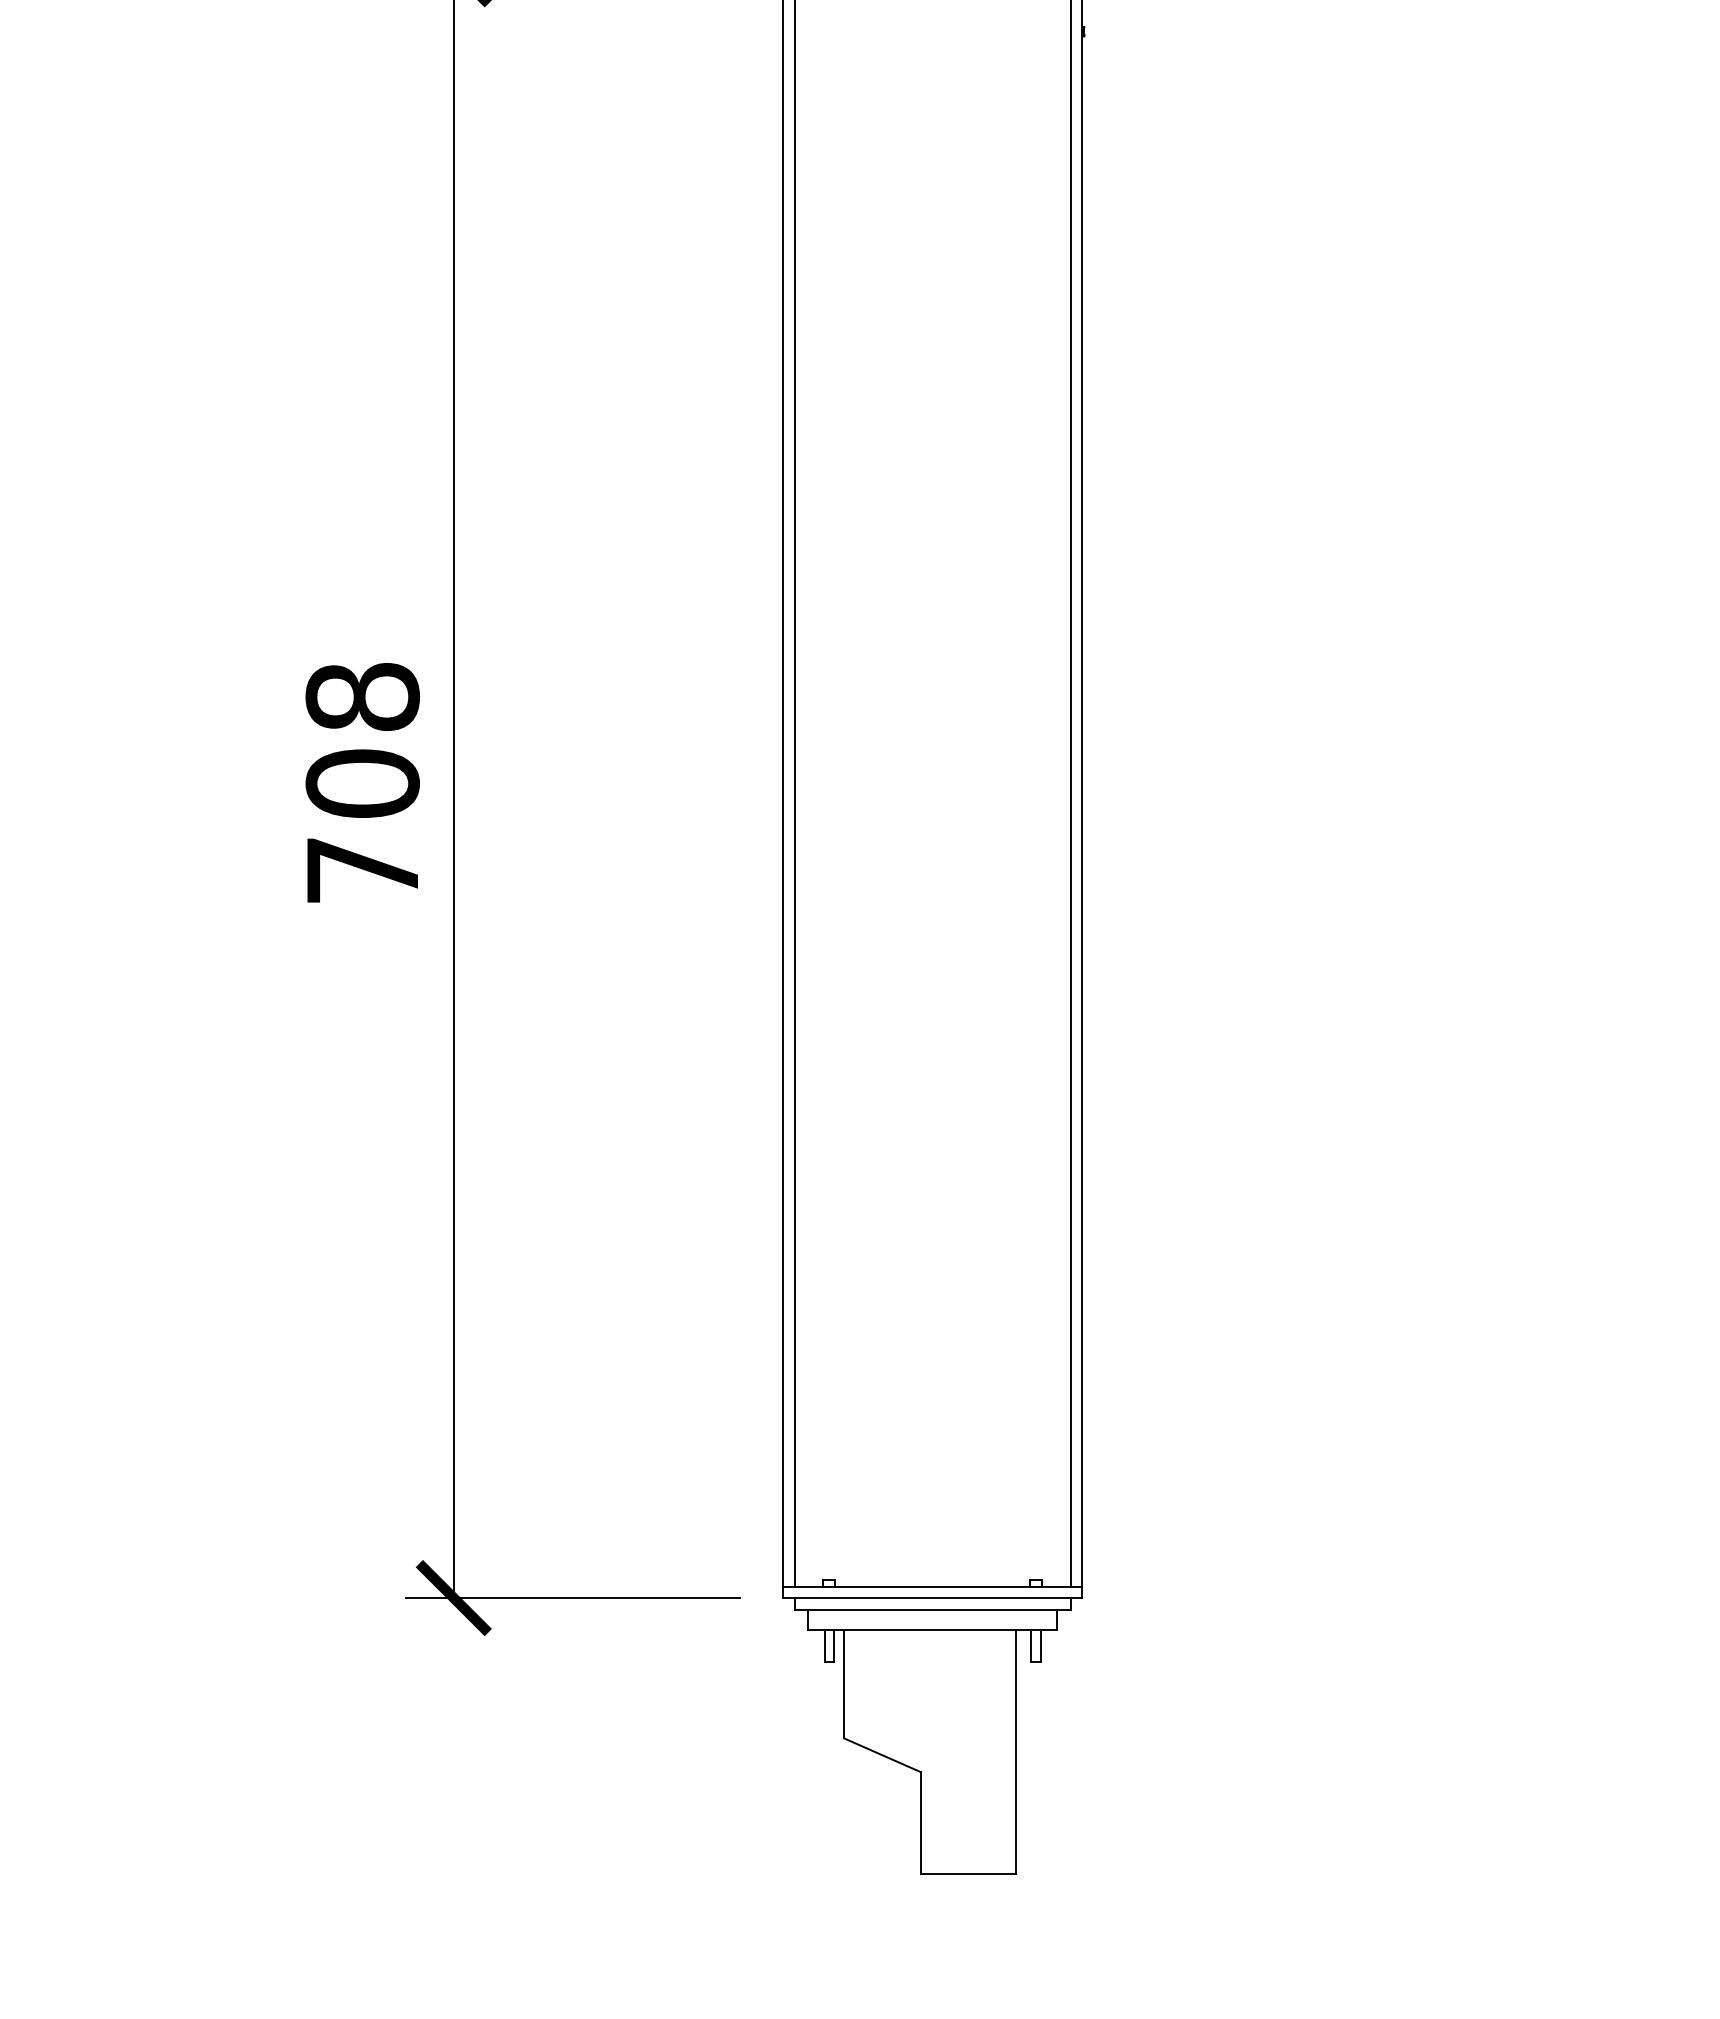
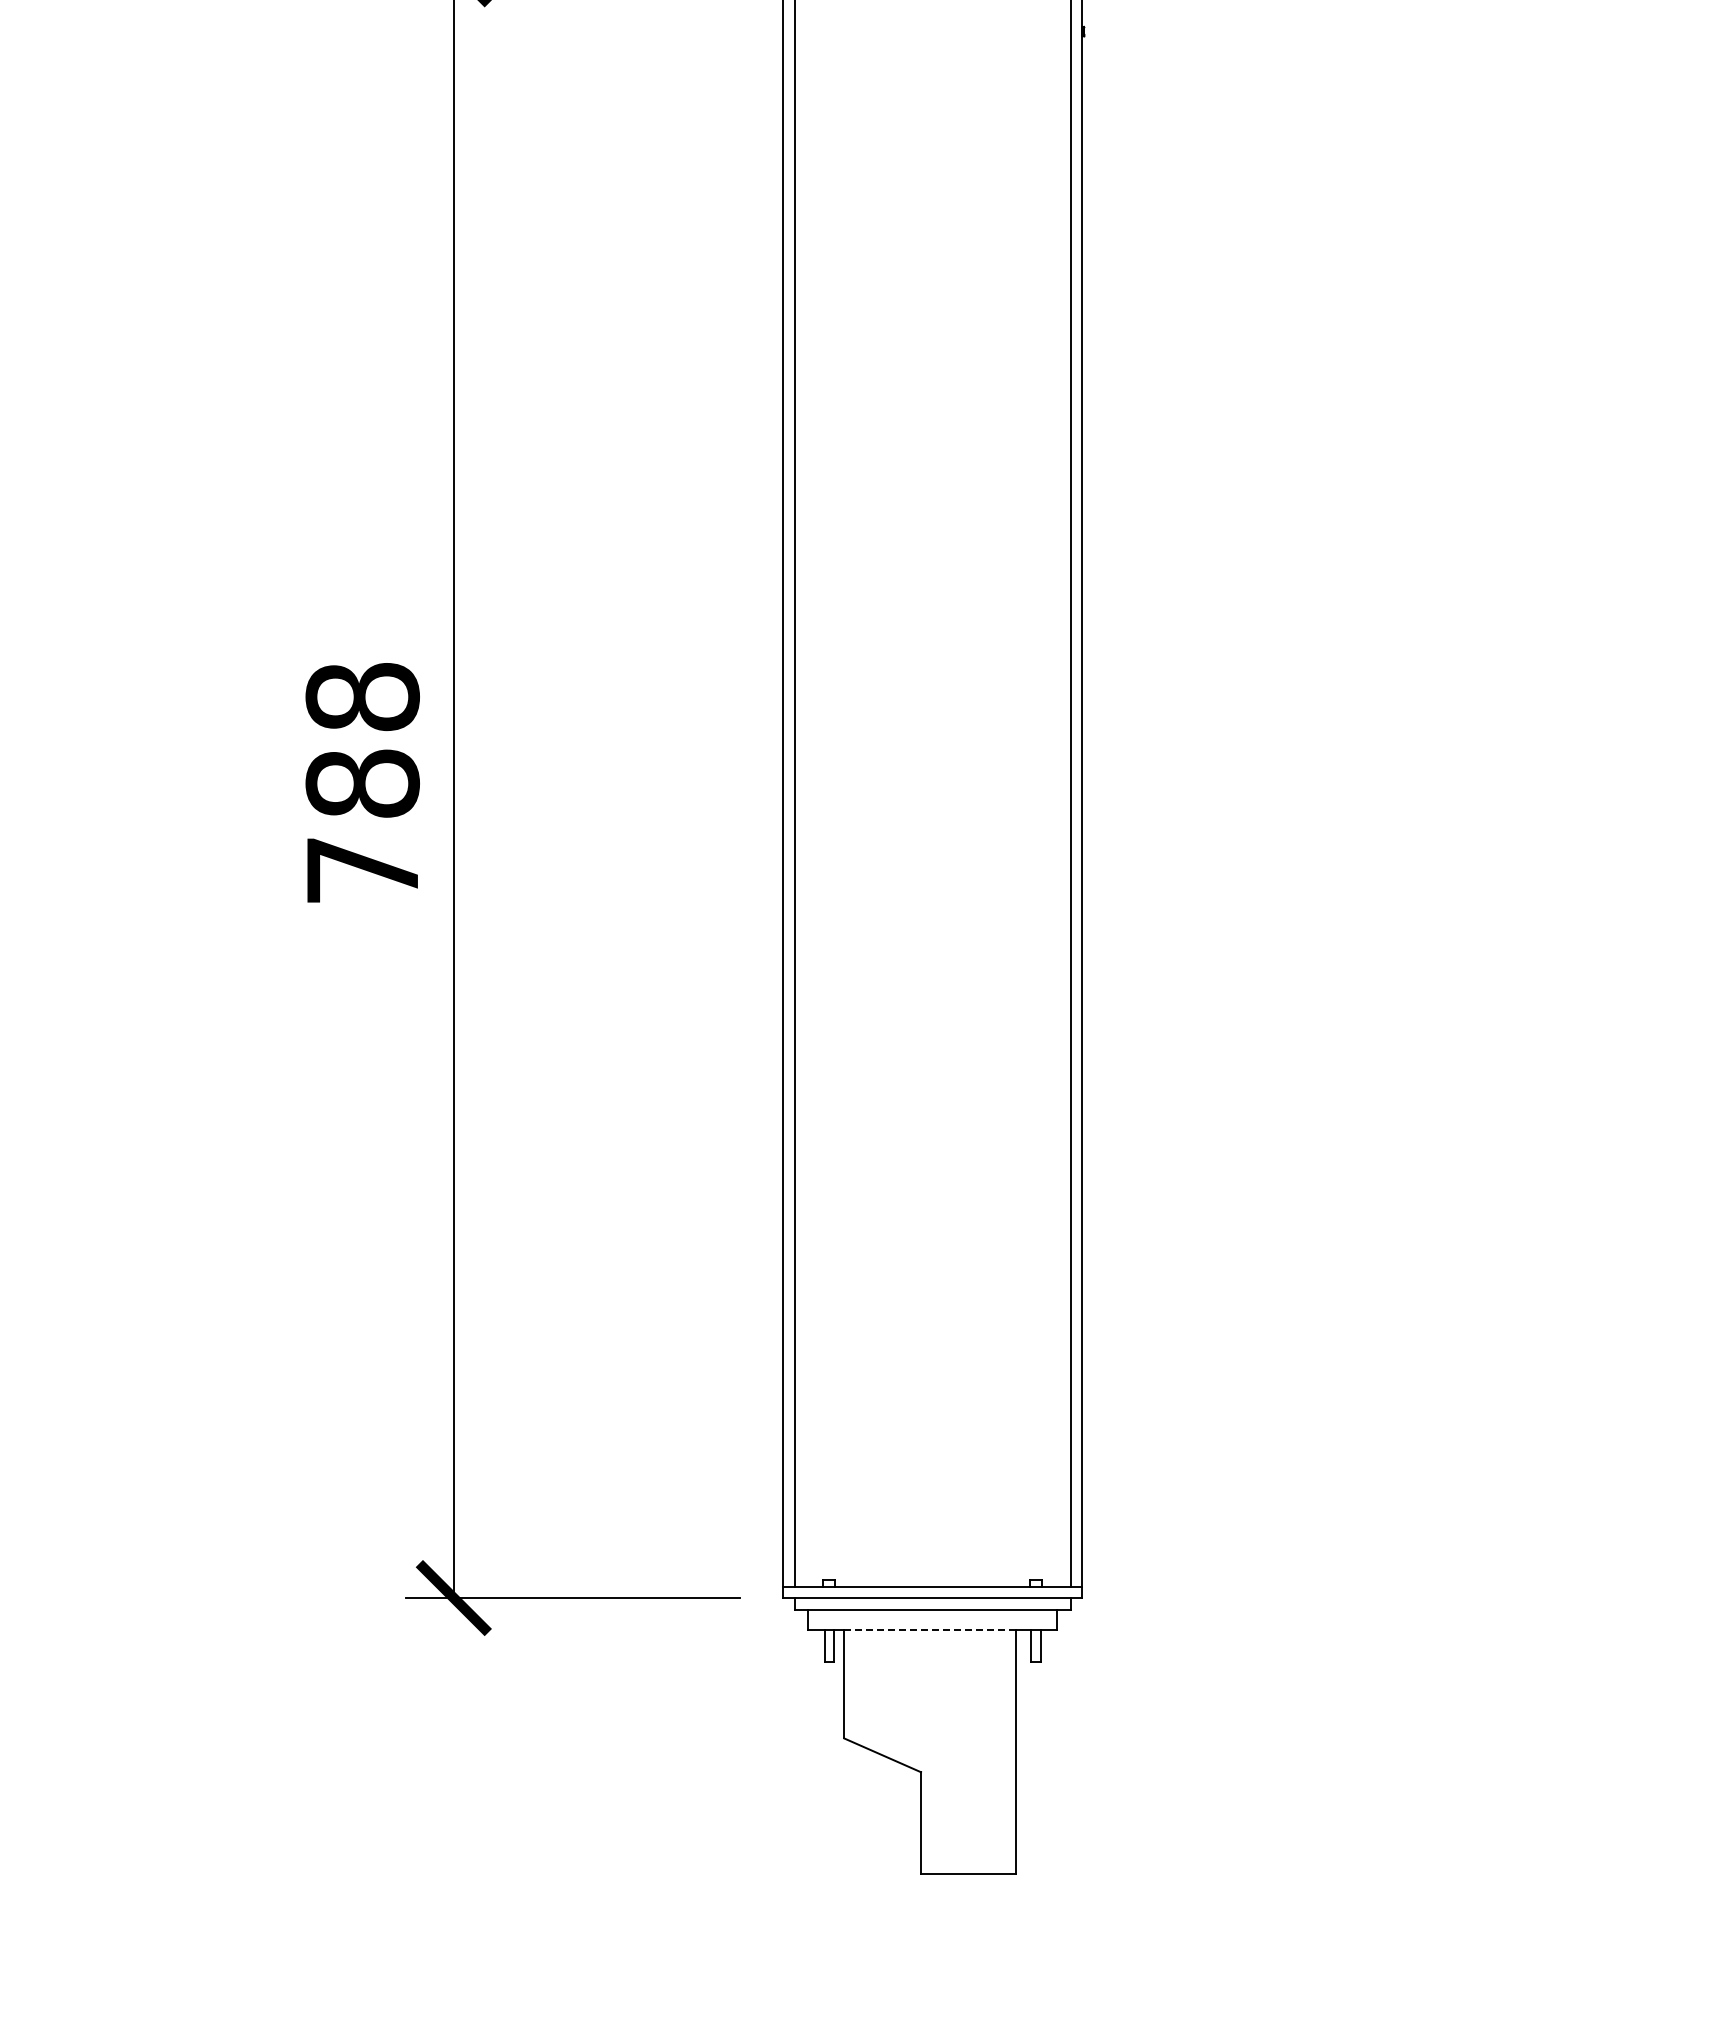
text: 708 -> 788 (362, 783)
line: solid -> dashed (930, 1630)
